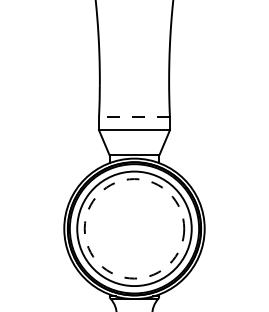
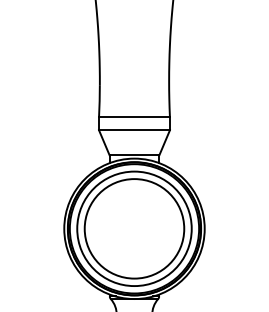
line: dashed -> solid (133, 117)
circle: dashed -> solid (134, 228)
